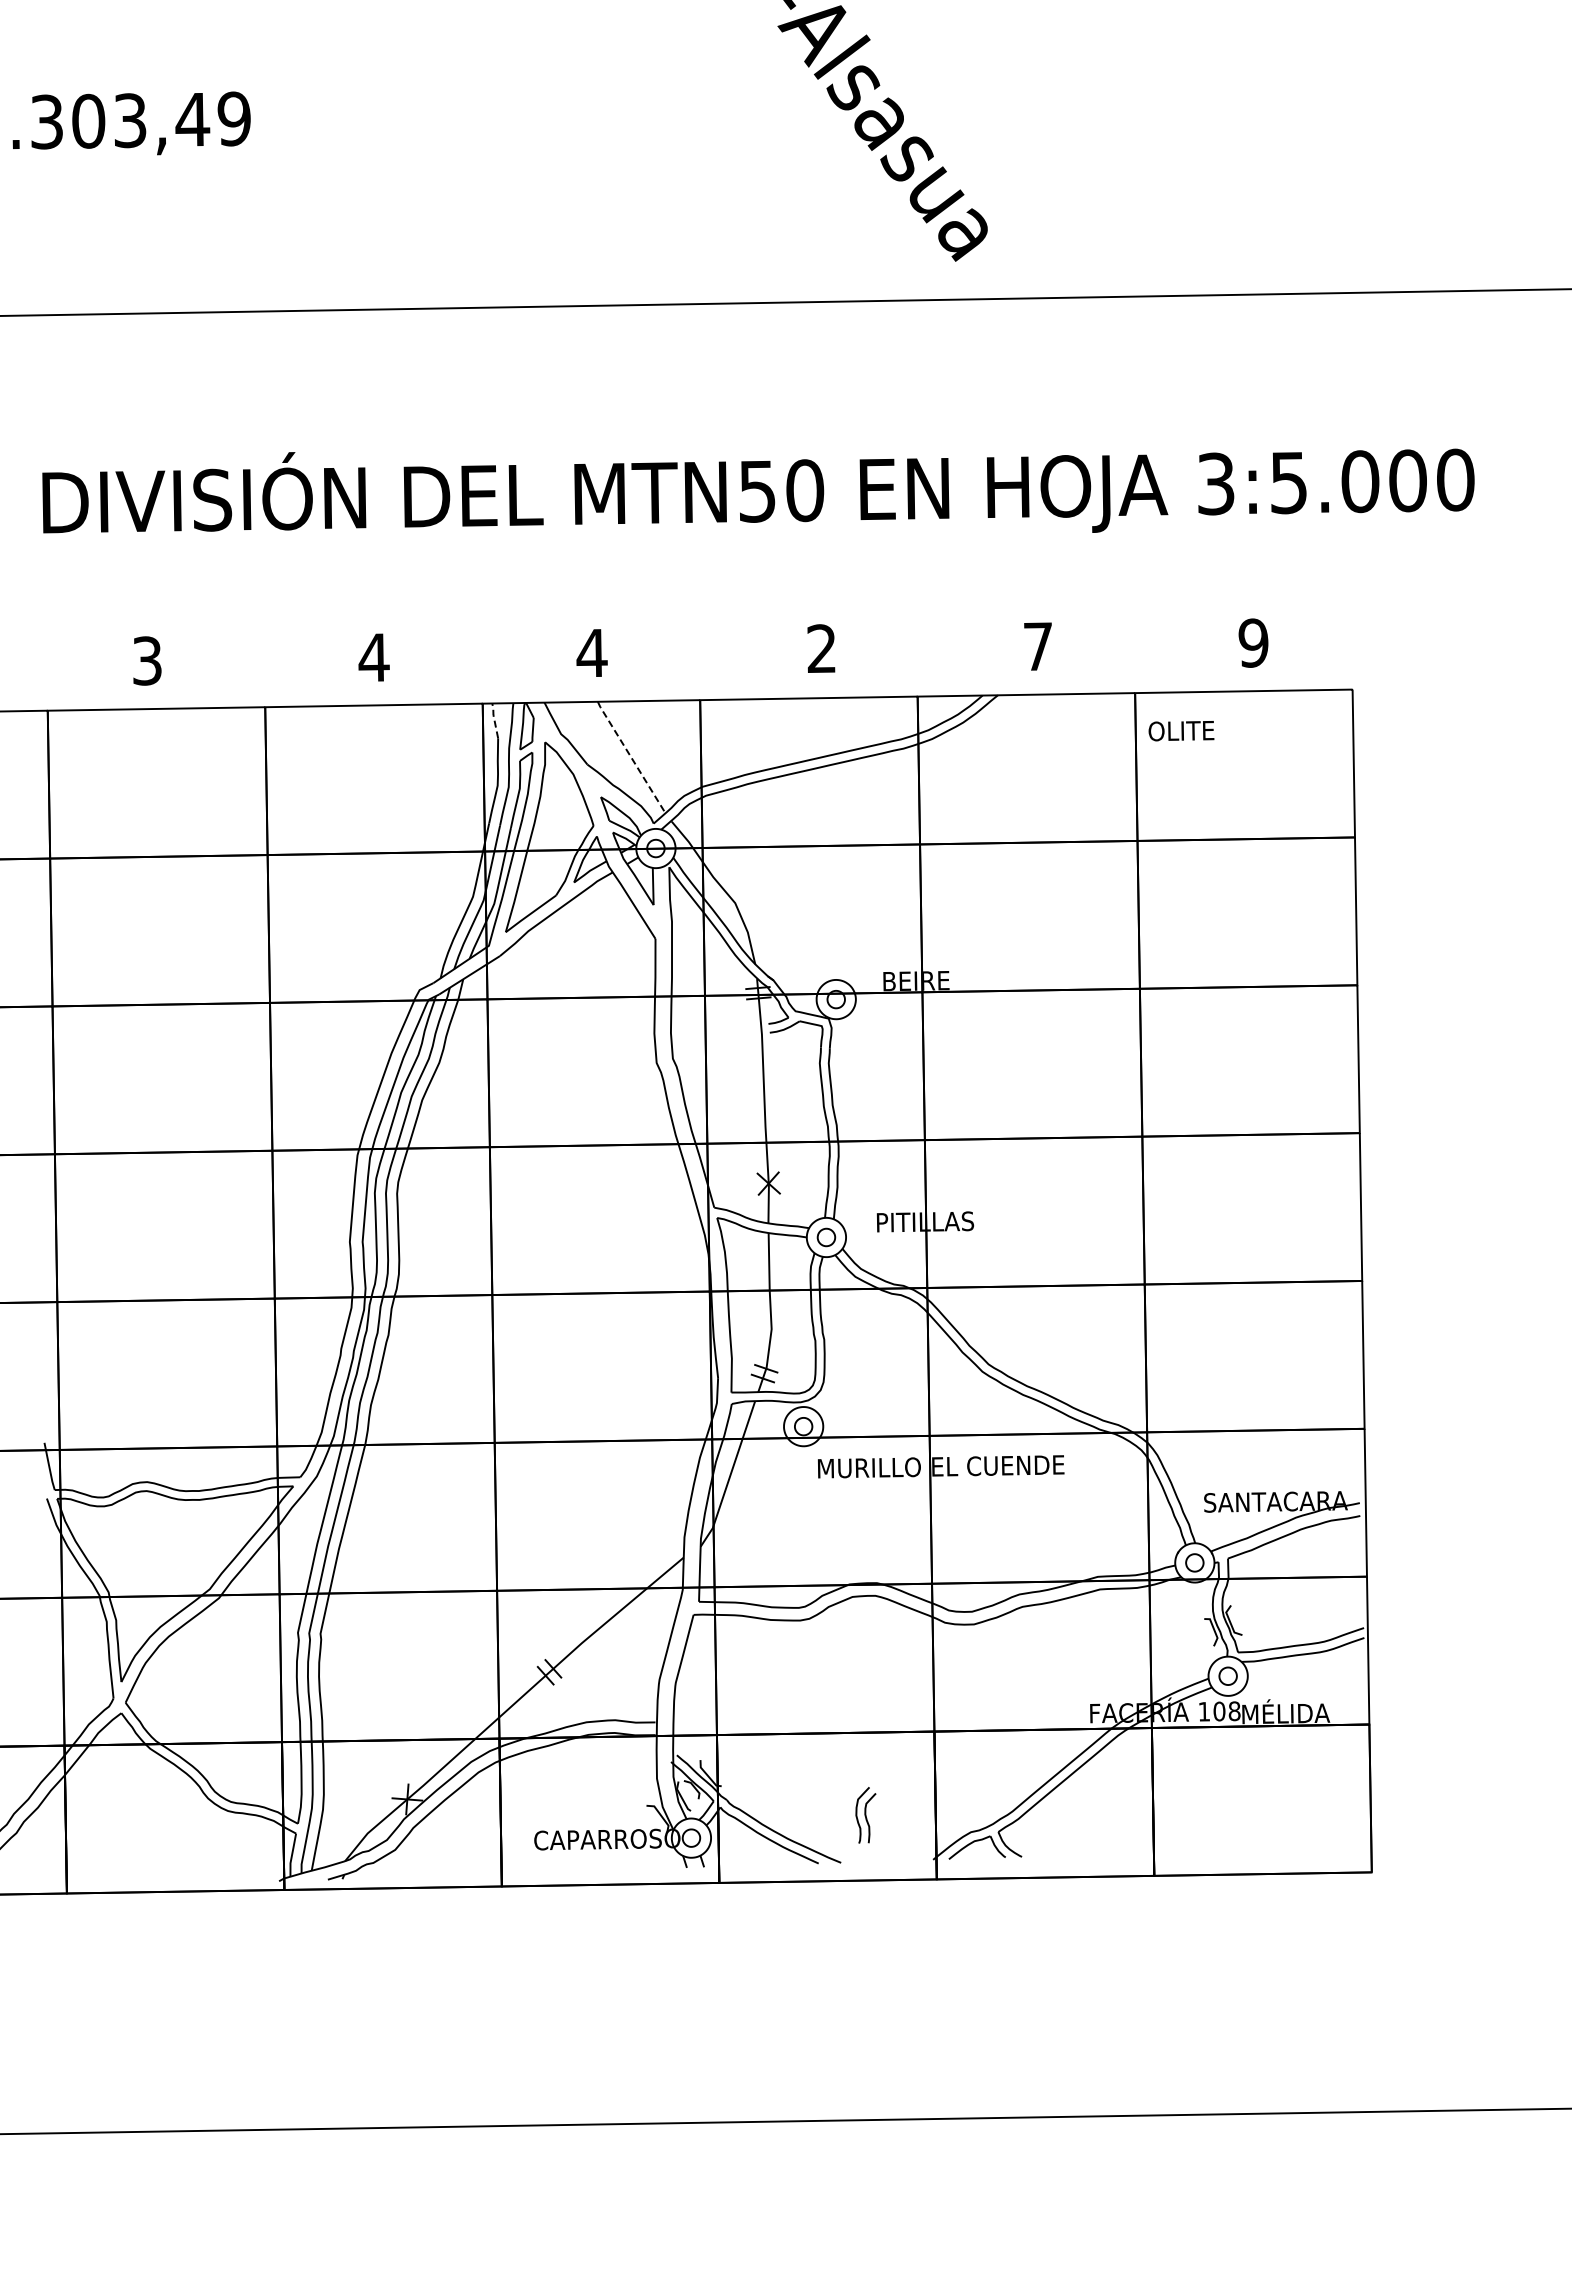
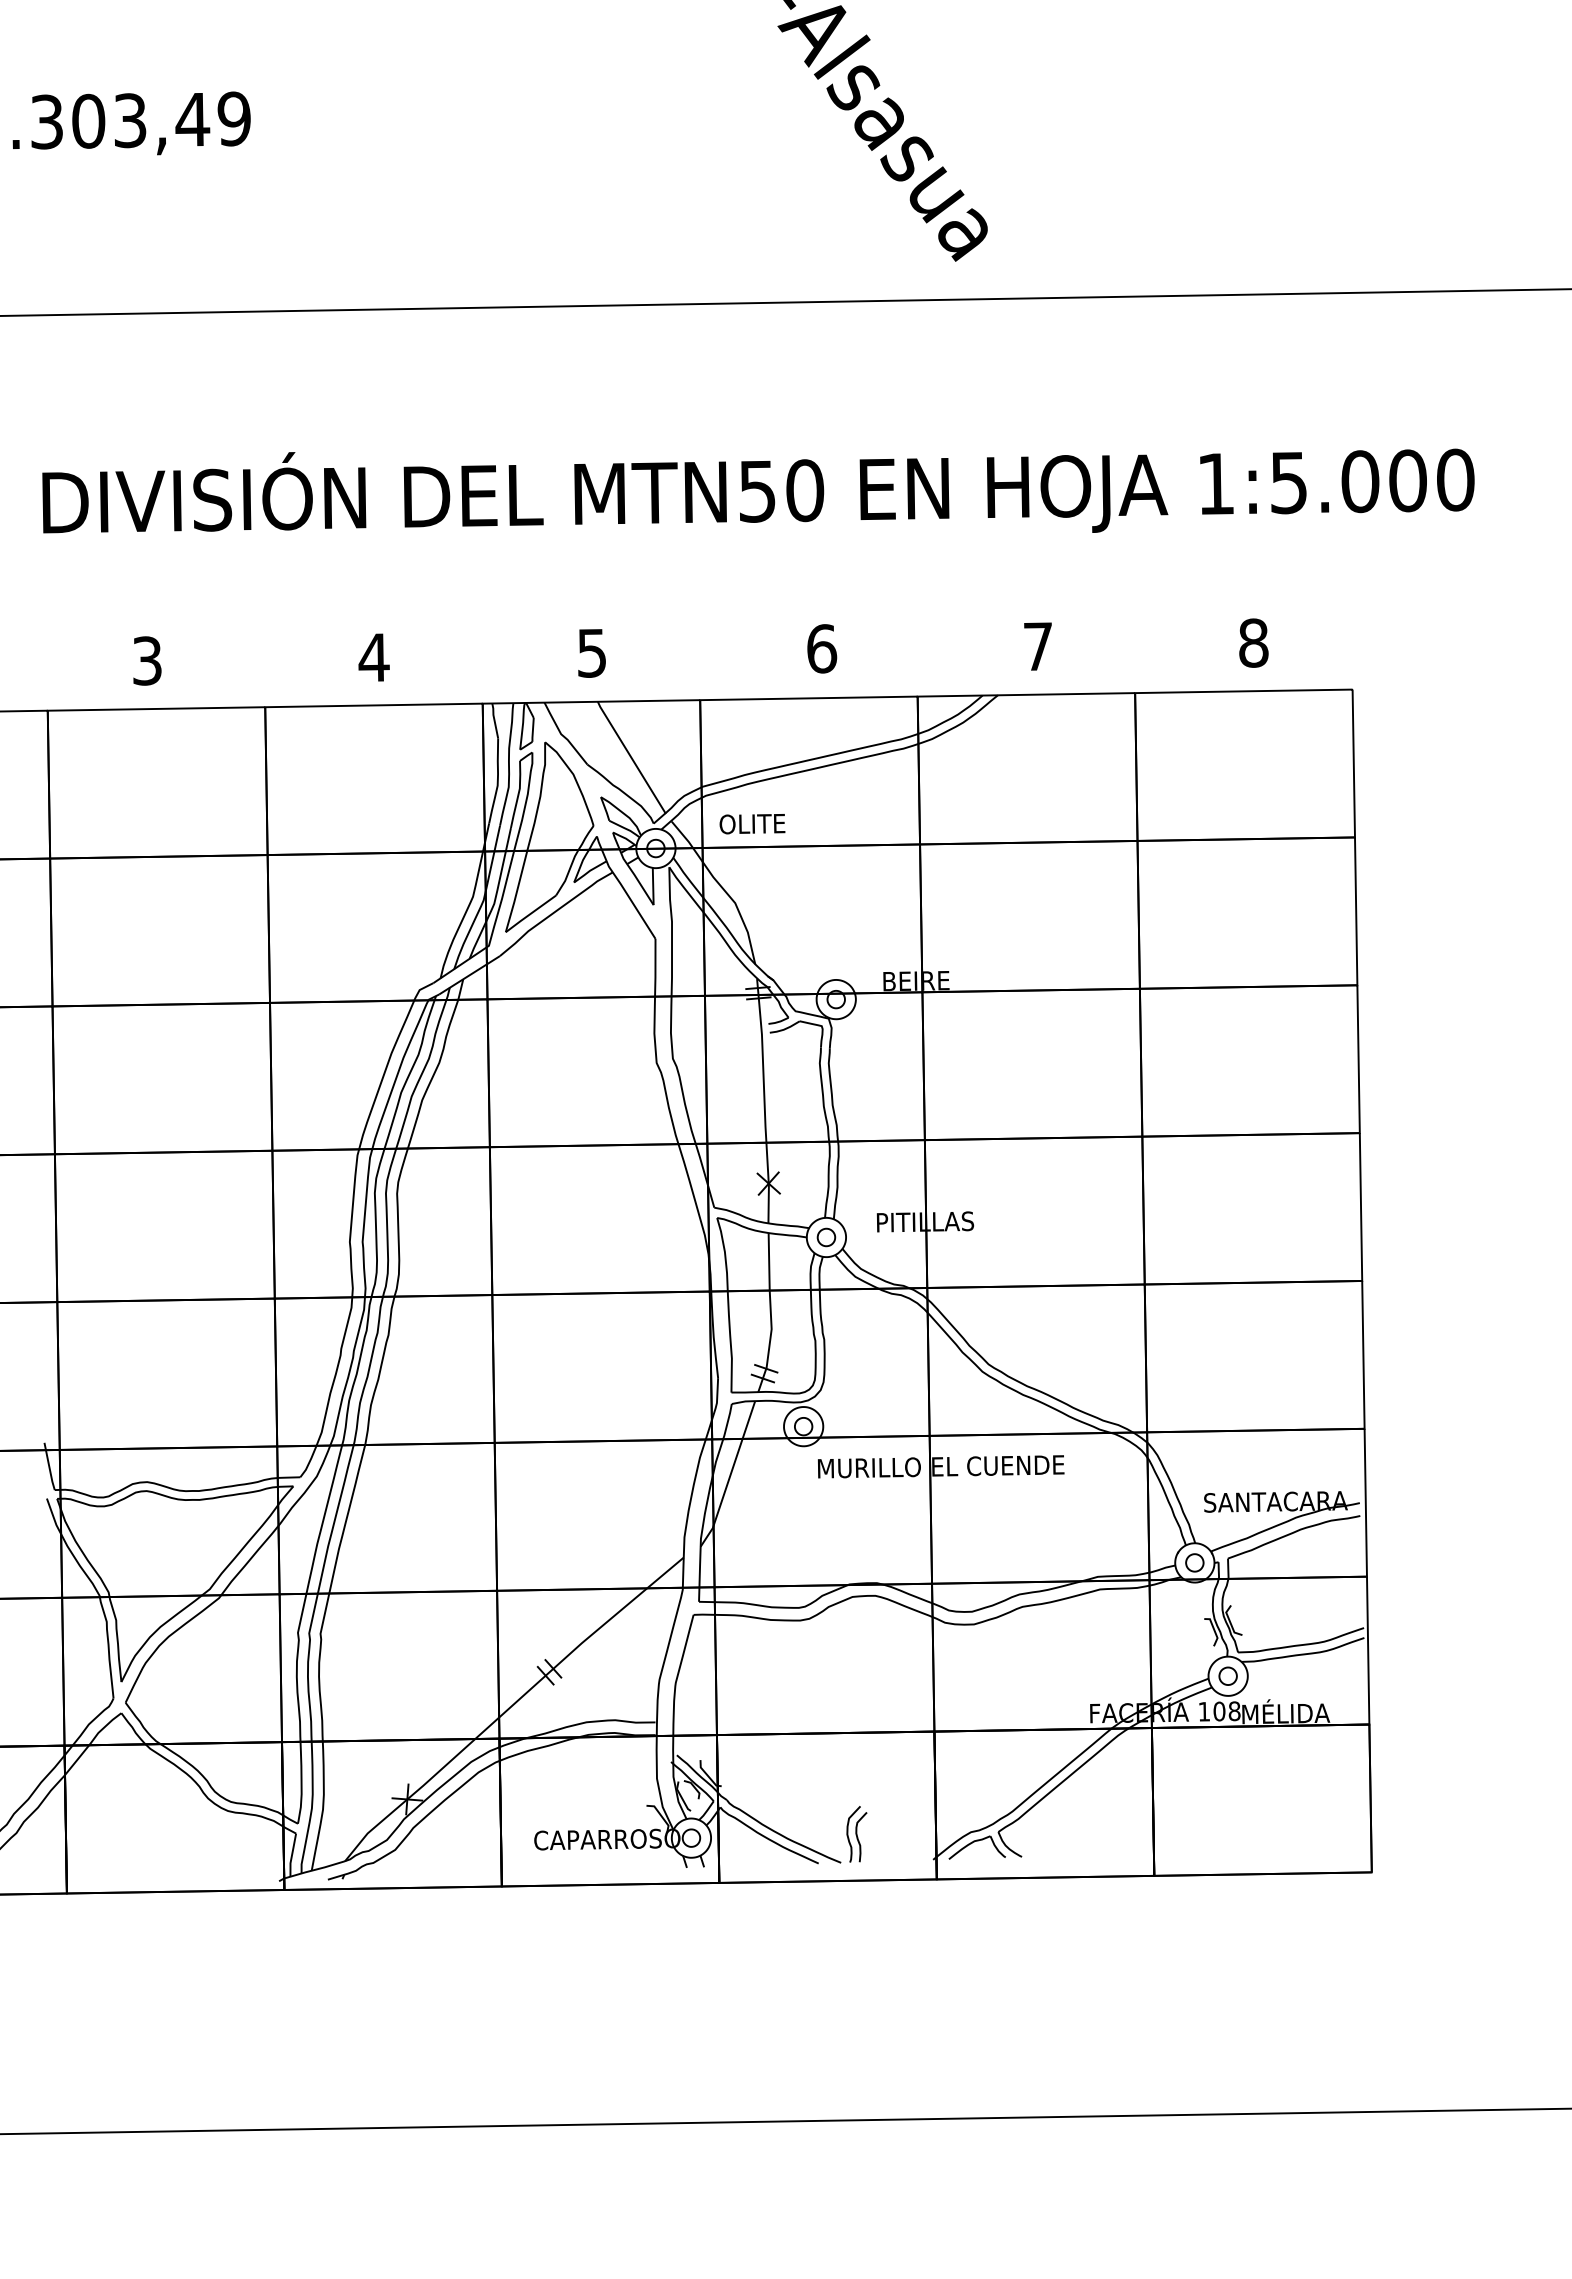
text: 3:5.000 -> 1:5.000 (1216, 483)
text: 9 -> 8 (1253, 642)
text: 2 -> 6 (822, 648)
text: 4 -> 5 (591, 653)
line: dashed -> solid (494, 718)
text position: (1181, 731) -> (752, 824) (752, 824)
line: dashed -> solid (631, 757)
part position: (865, 1815) -> (856, 1834) (856, 1834)
